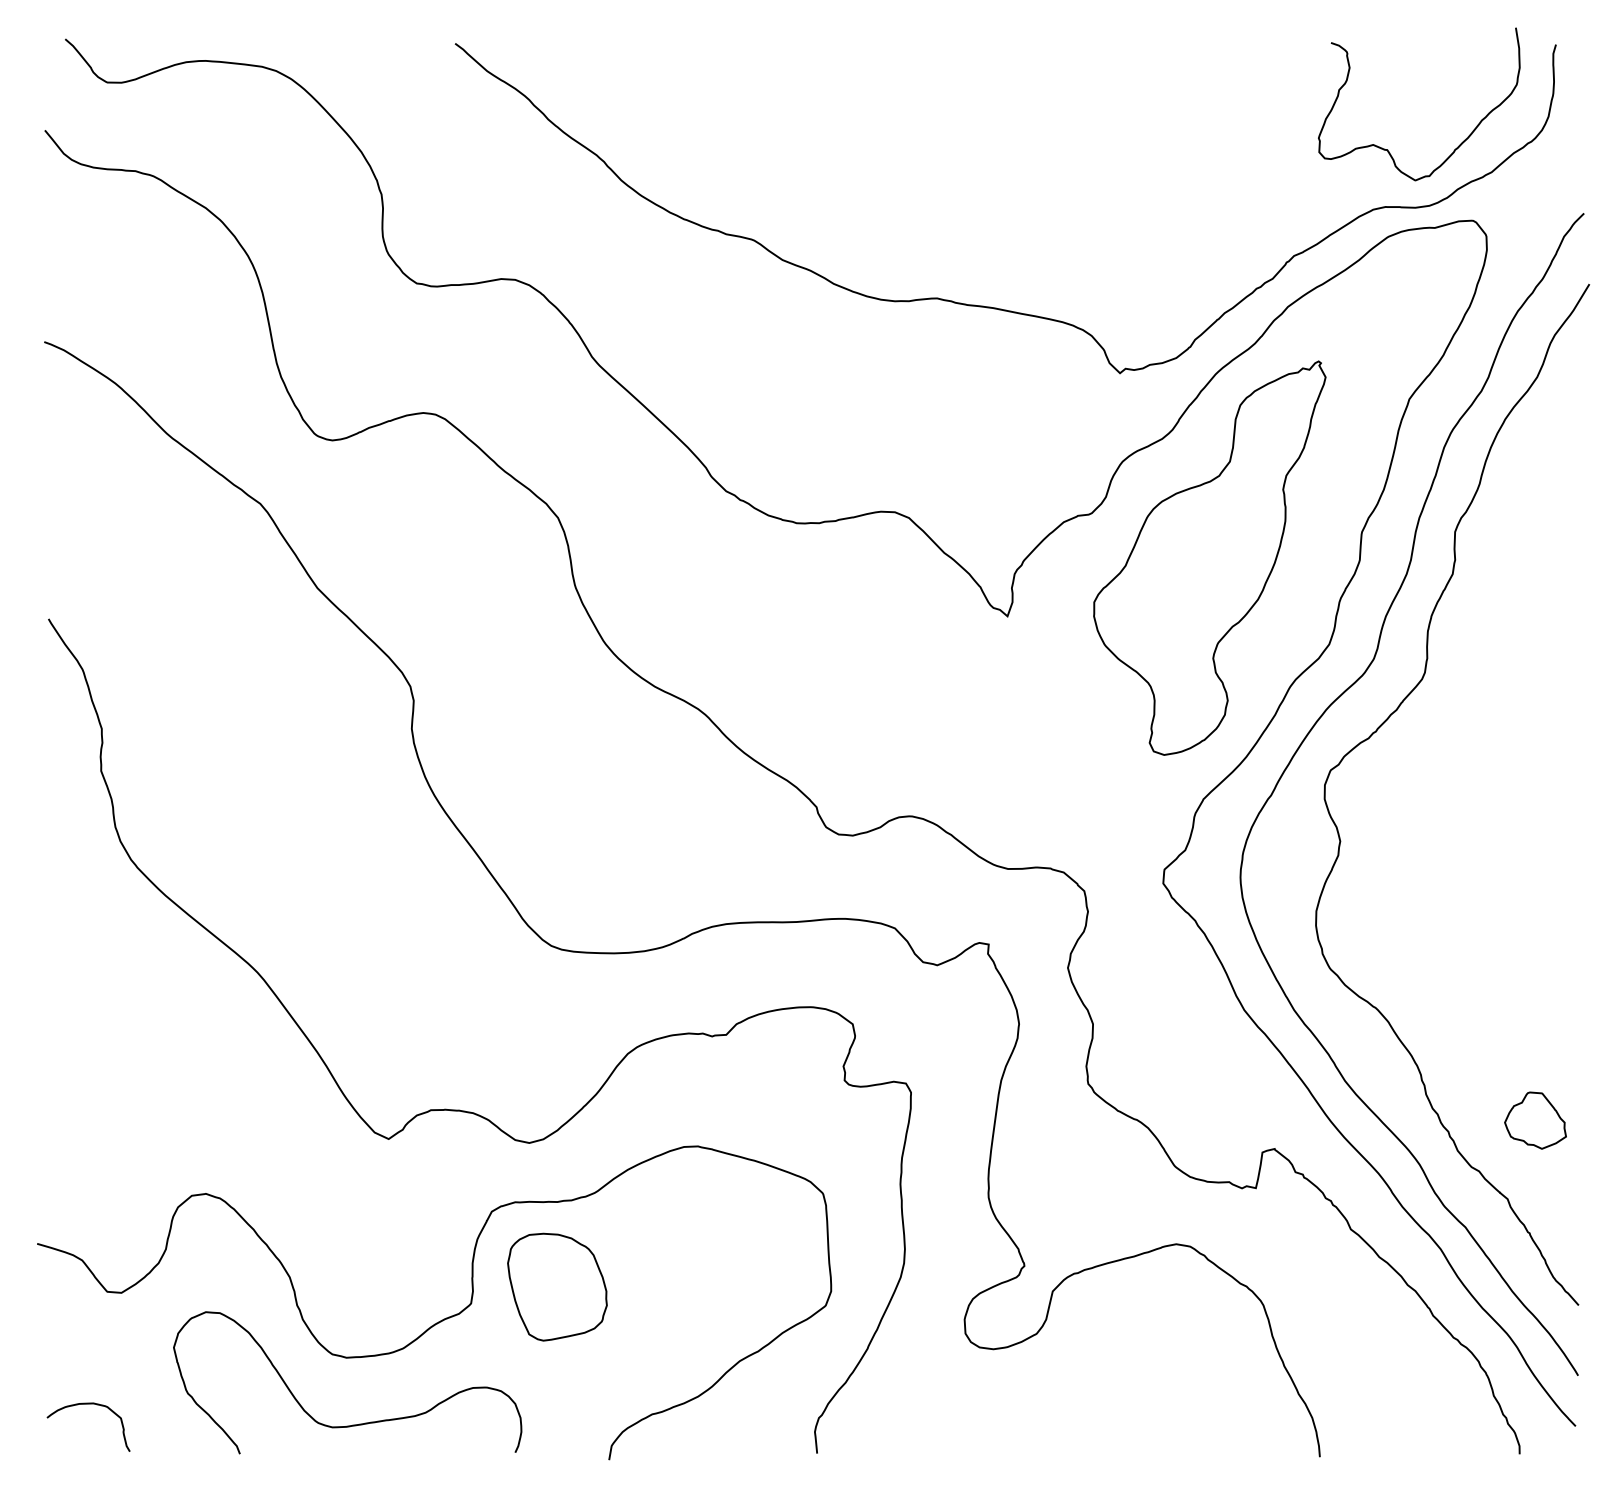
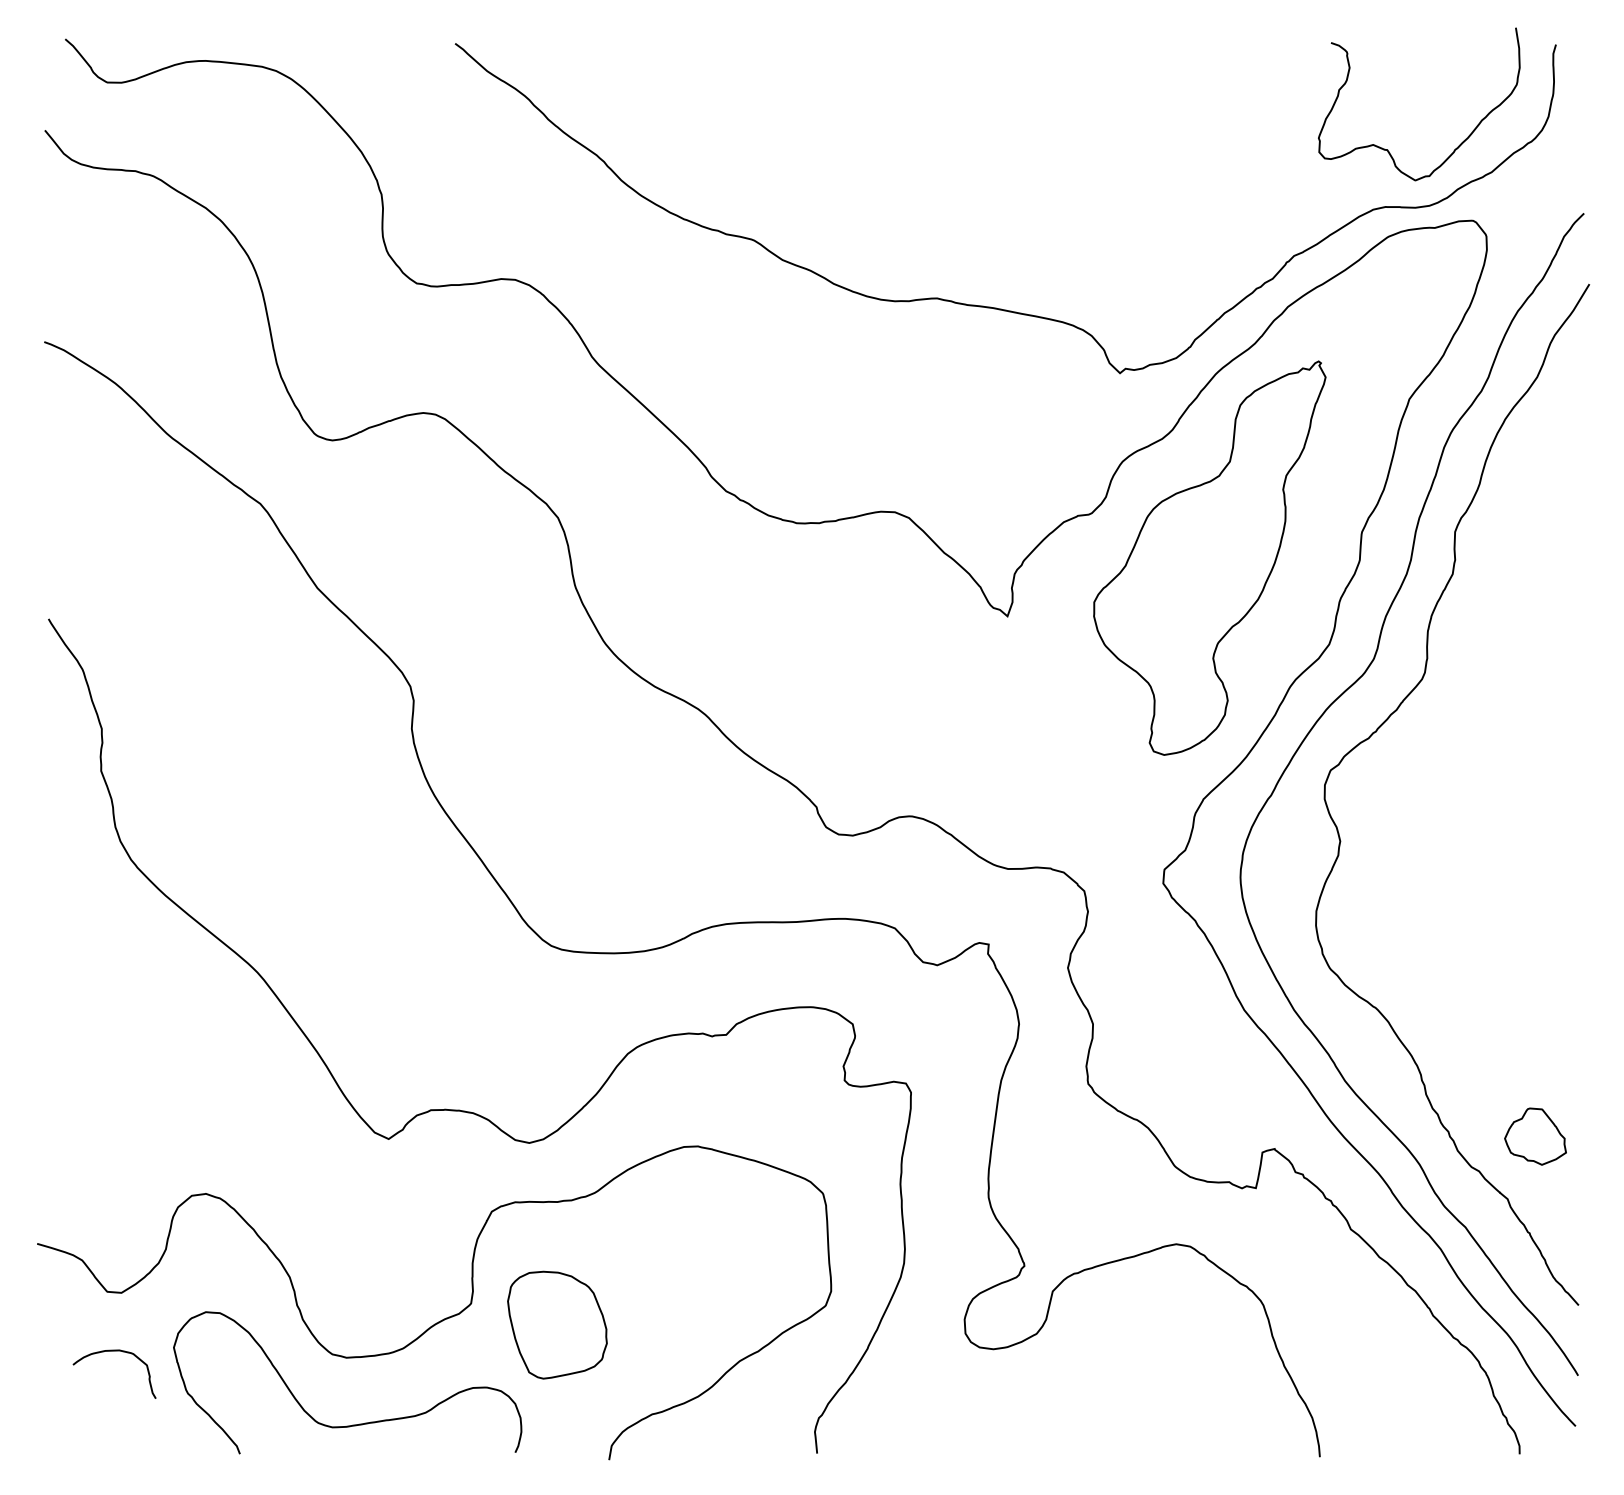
part position: (1535, 1120) -> (1535, 1136) (1535, 1136)
part position: (557, 1286) -> (557, 1324) (557, 1324)
curve position: (88, 1404) -> (114, 1351) (114, 1351)
